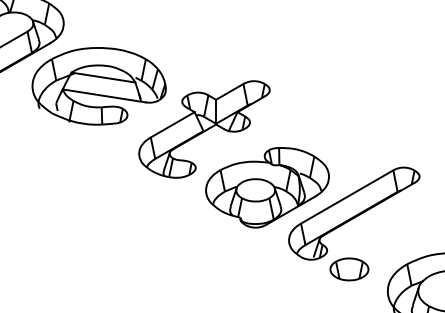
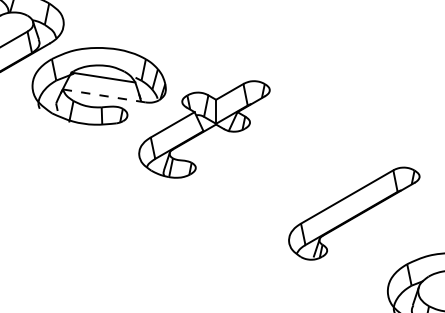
line: solid -> dashed (104, 95)
part: present -> none (267, 187)
part: present -> none (349, 269)
